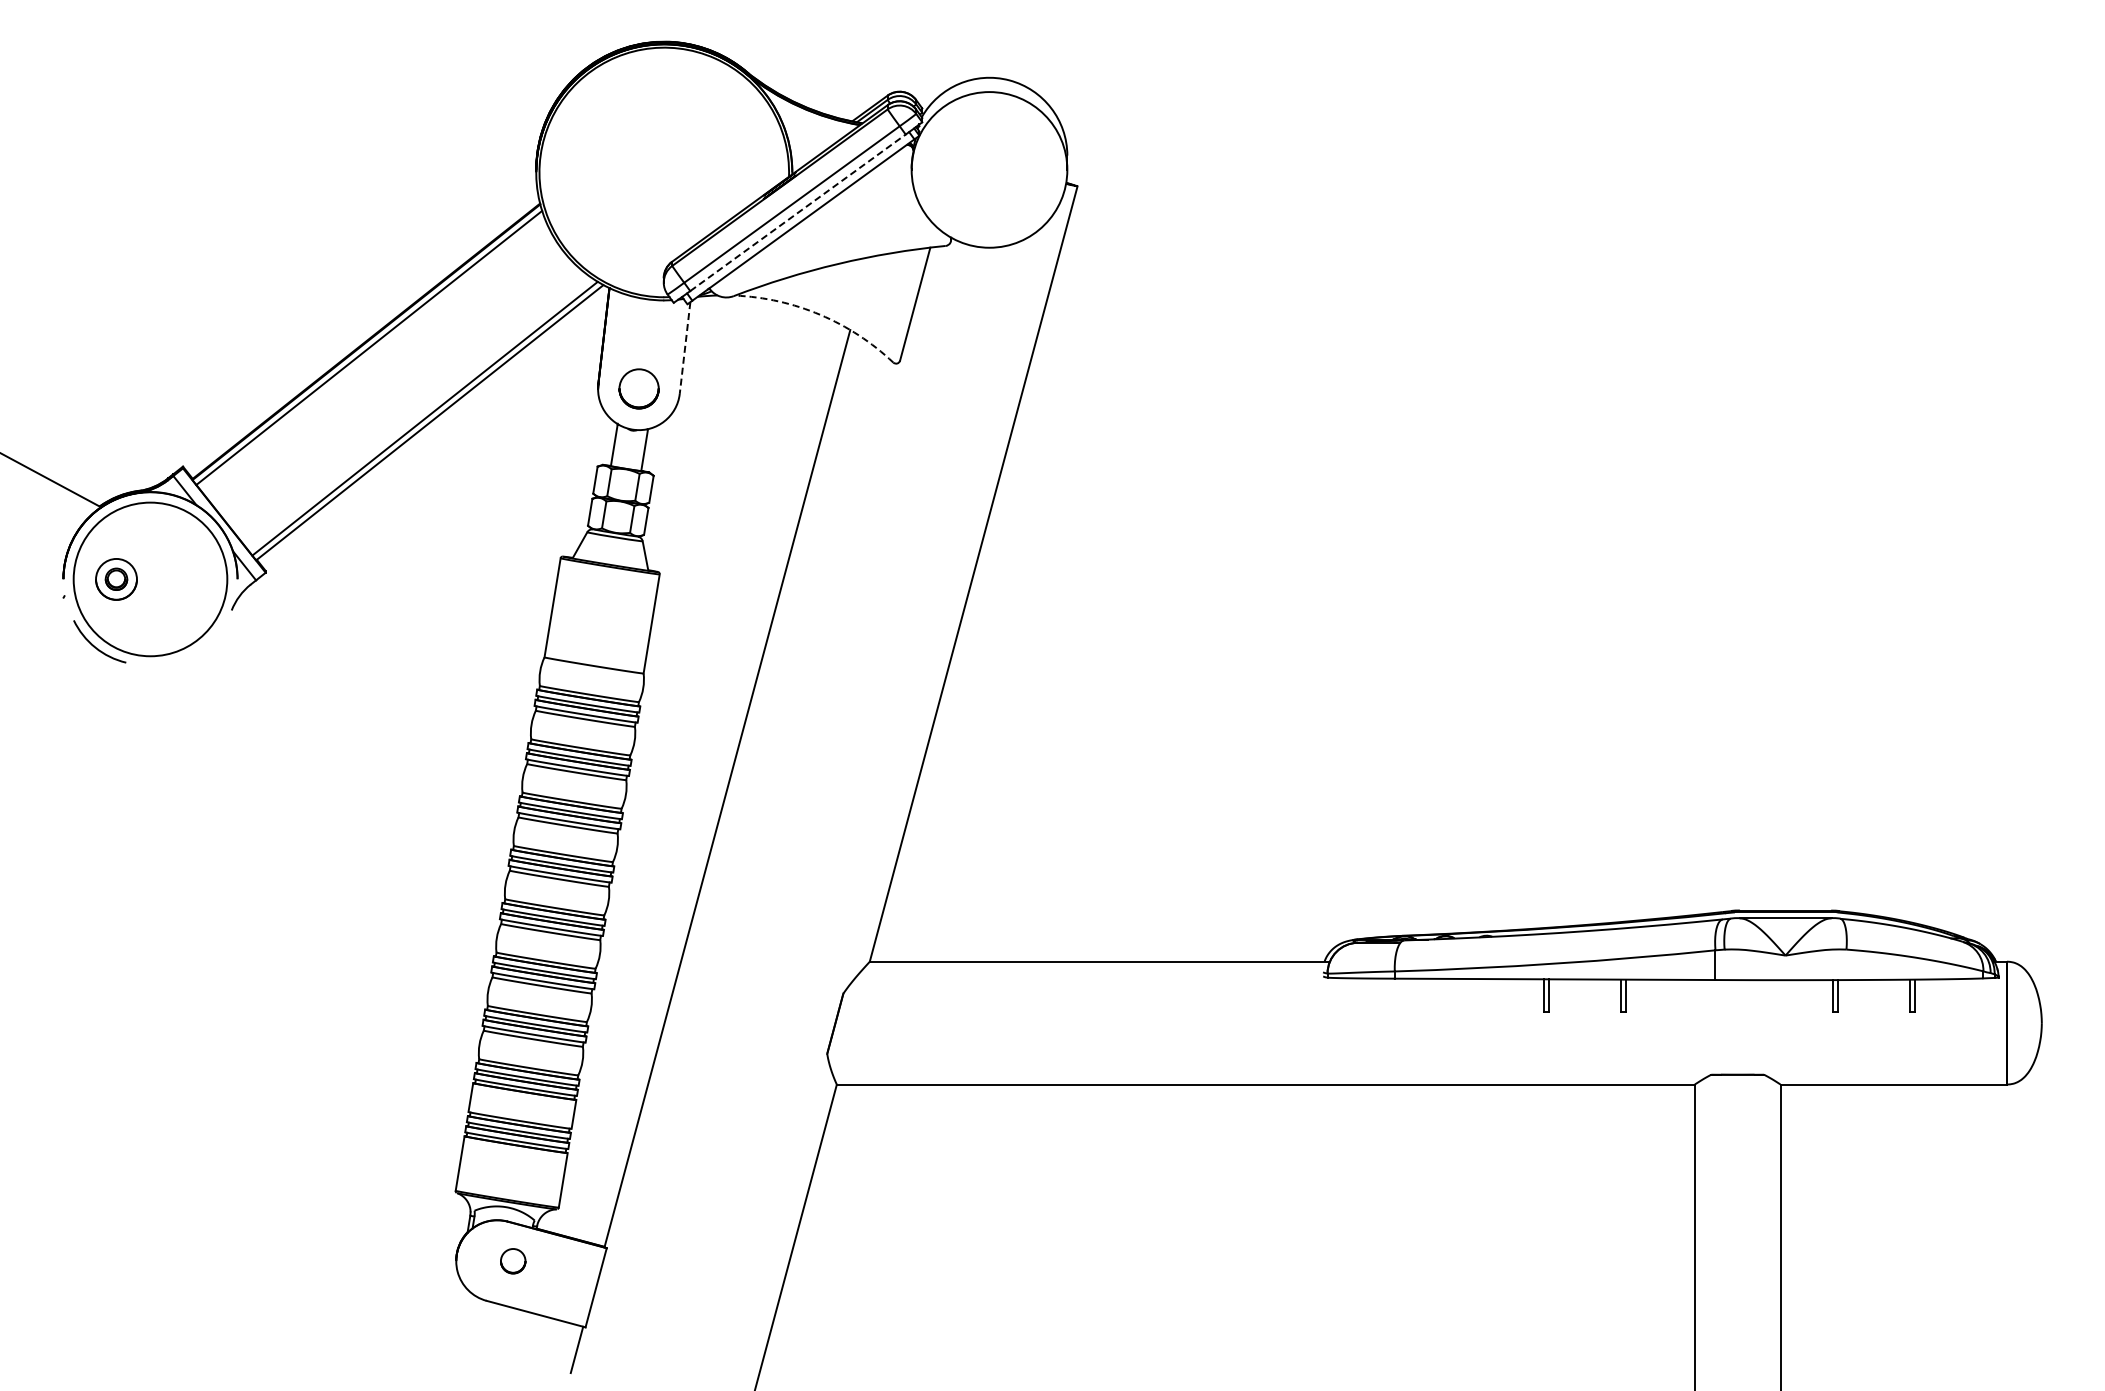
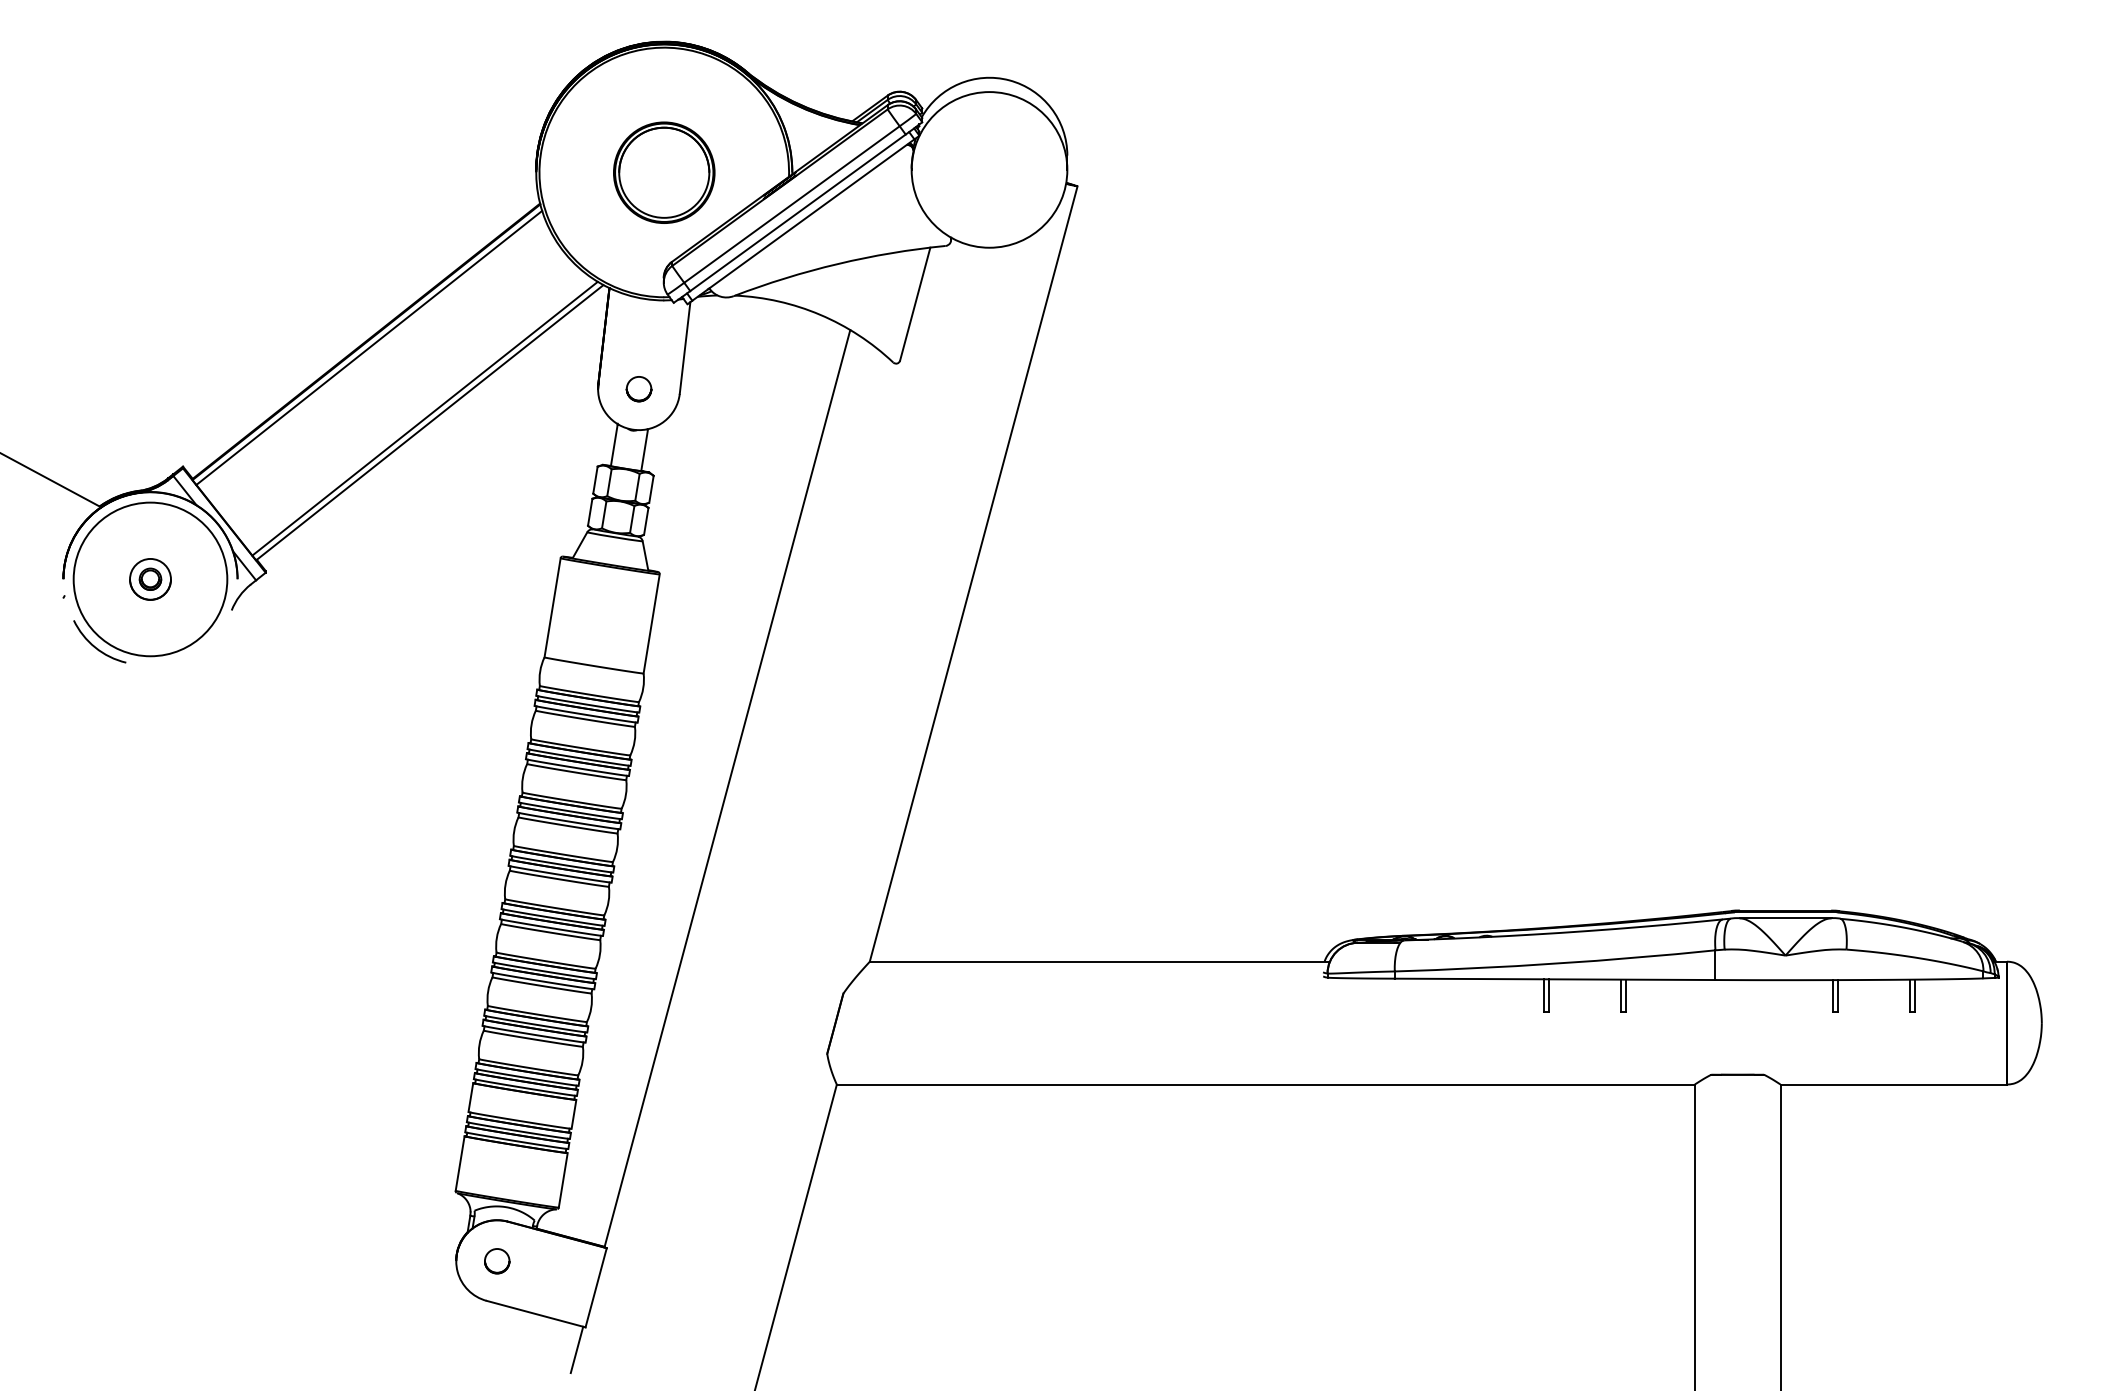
part: none -> present (664, 172)
line: dashed -> solid (798, 212)
arc: dashed -> solid (820, 314)
line: dashed -> solid (685, 348)
part size: 42x42 px -> 28x27 px (638, 389)
part position: (116, 579) -> (150, 579) (150, 579)
circle position: (513, 1261) -> (497, 1261) (497, 1261)
